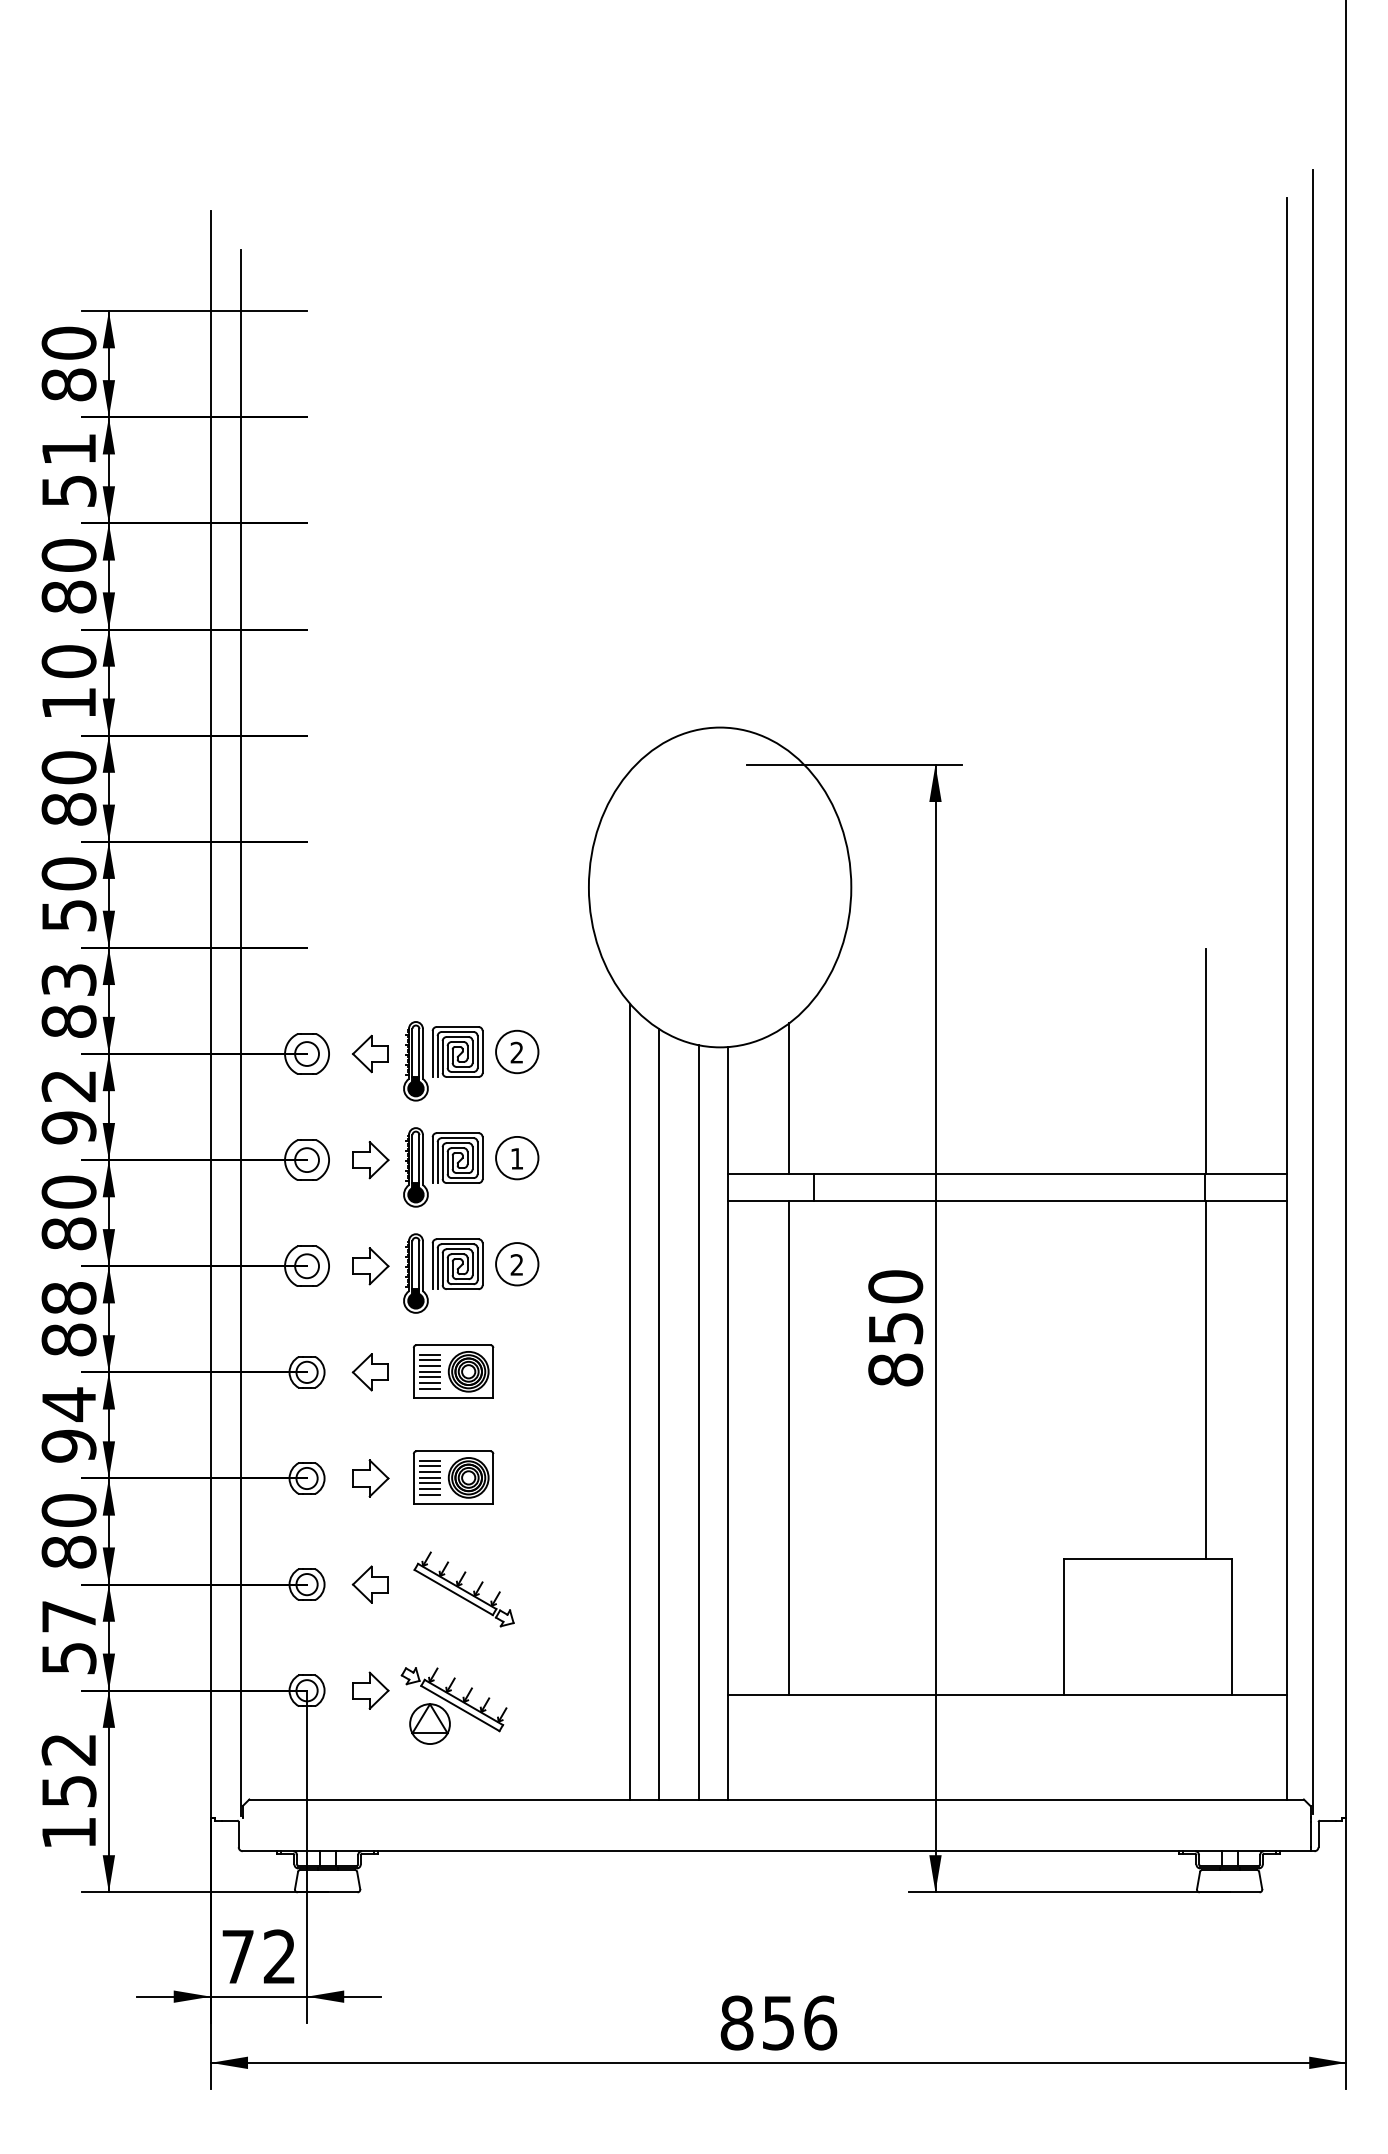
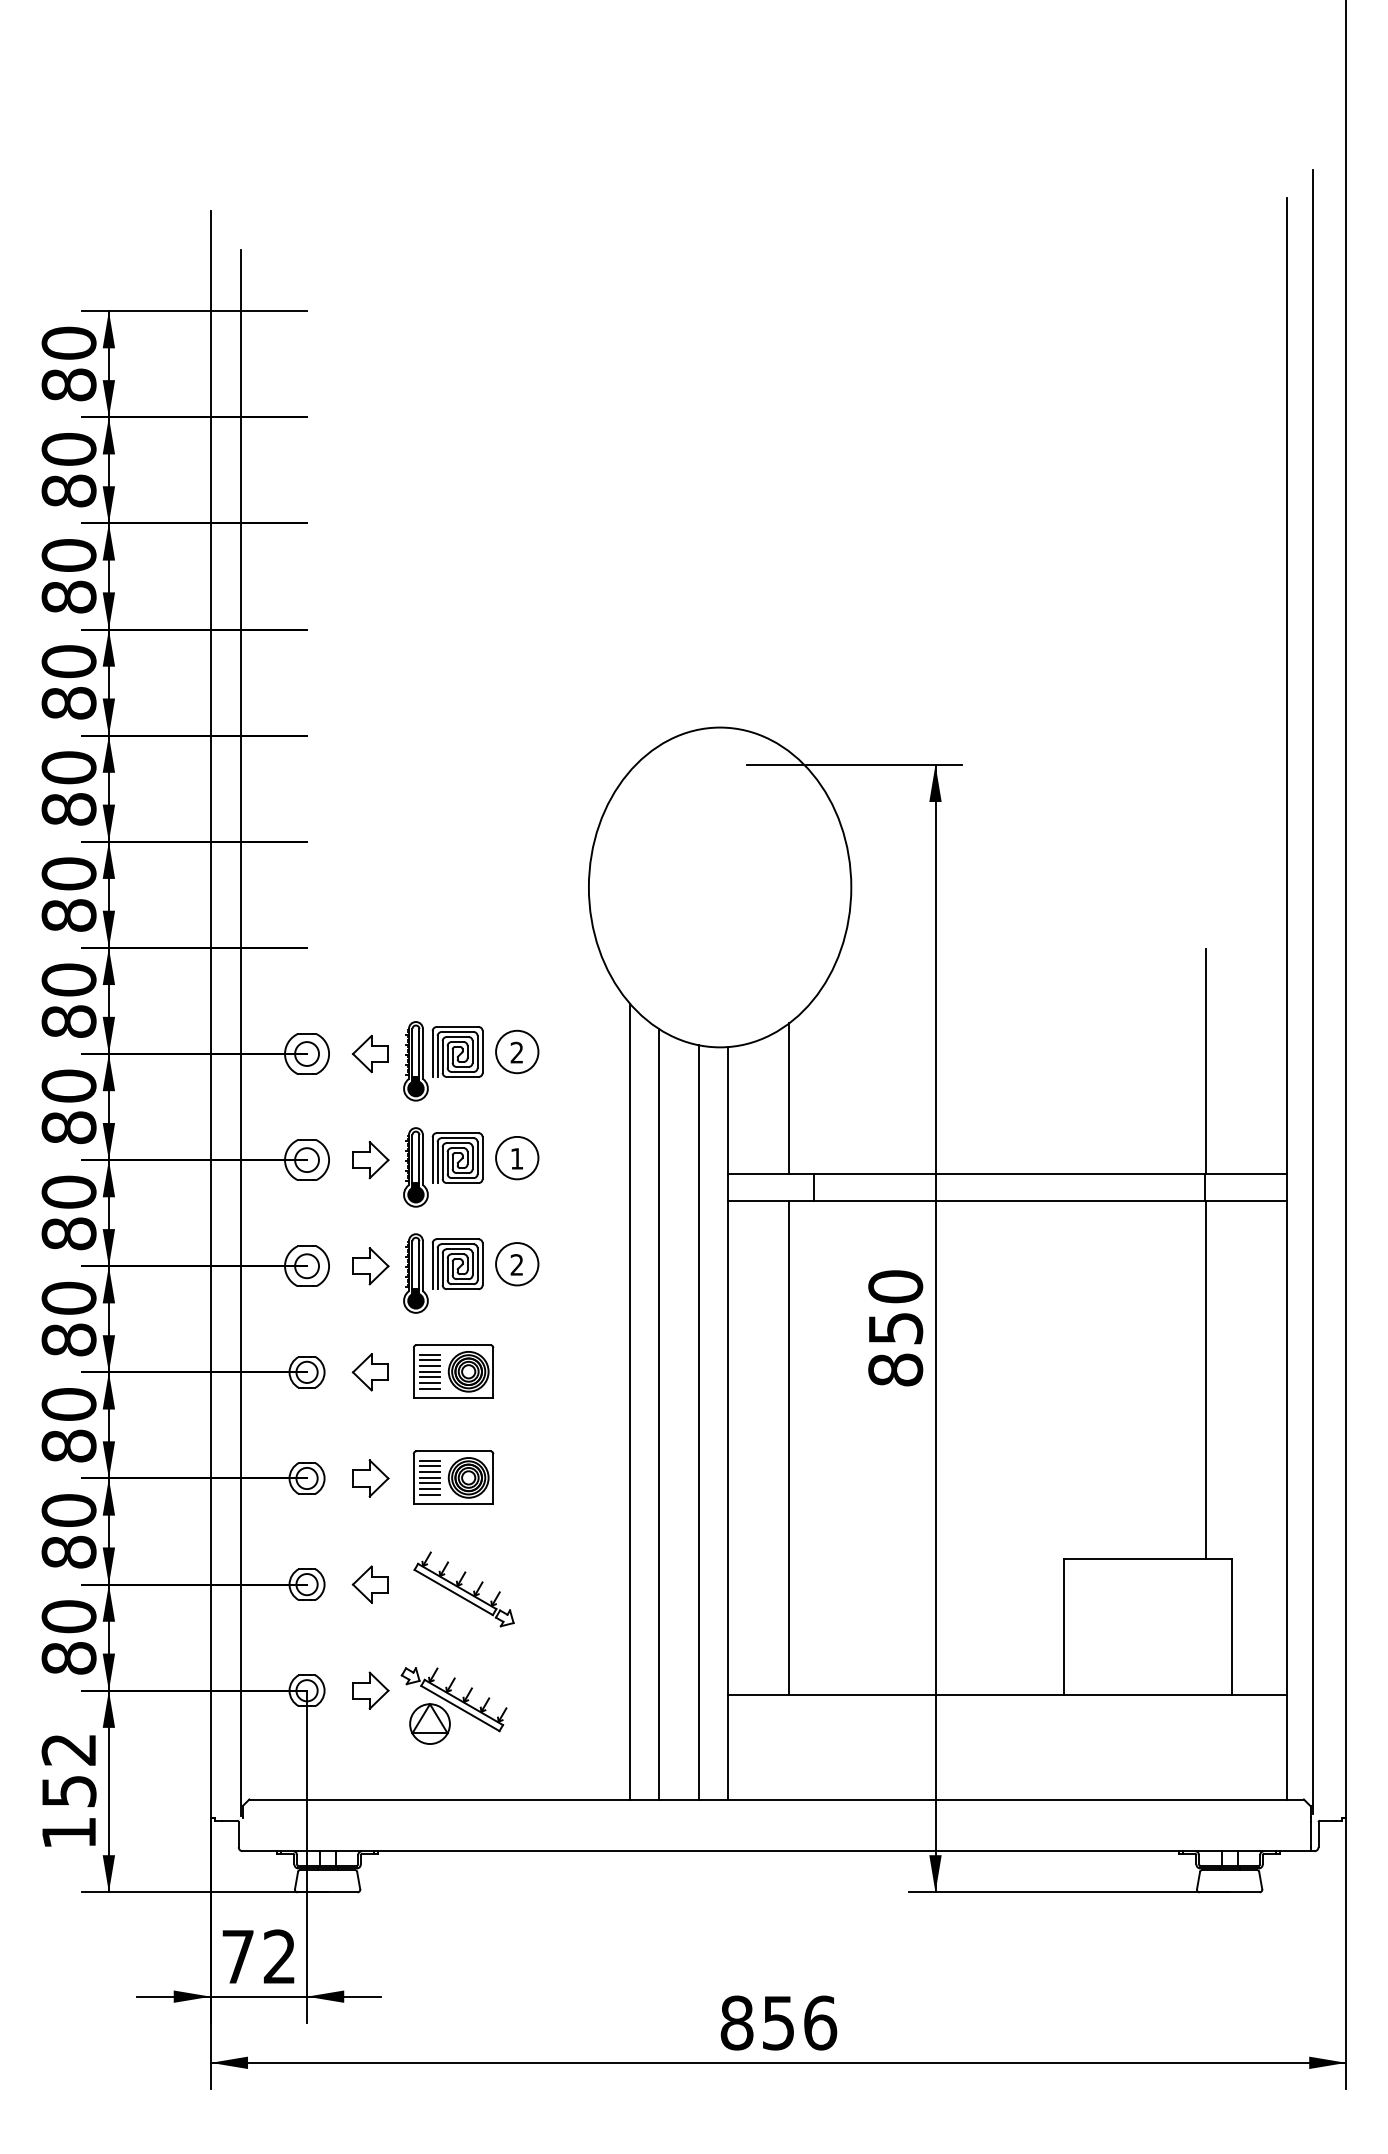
text: 51 -> 80 (68, 470)
text: 10 -> 80 (68, 703)
text: 50 -> 80 (68, 915)
text: 83 -> 80 (68, 979)
text: 92 -> 80 (68, 1106)
text: 88 -> 80 (68, 1297)
text: 94 -> 80 (68, 1424)
text: 57 -> 80 (68, 1637)
